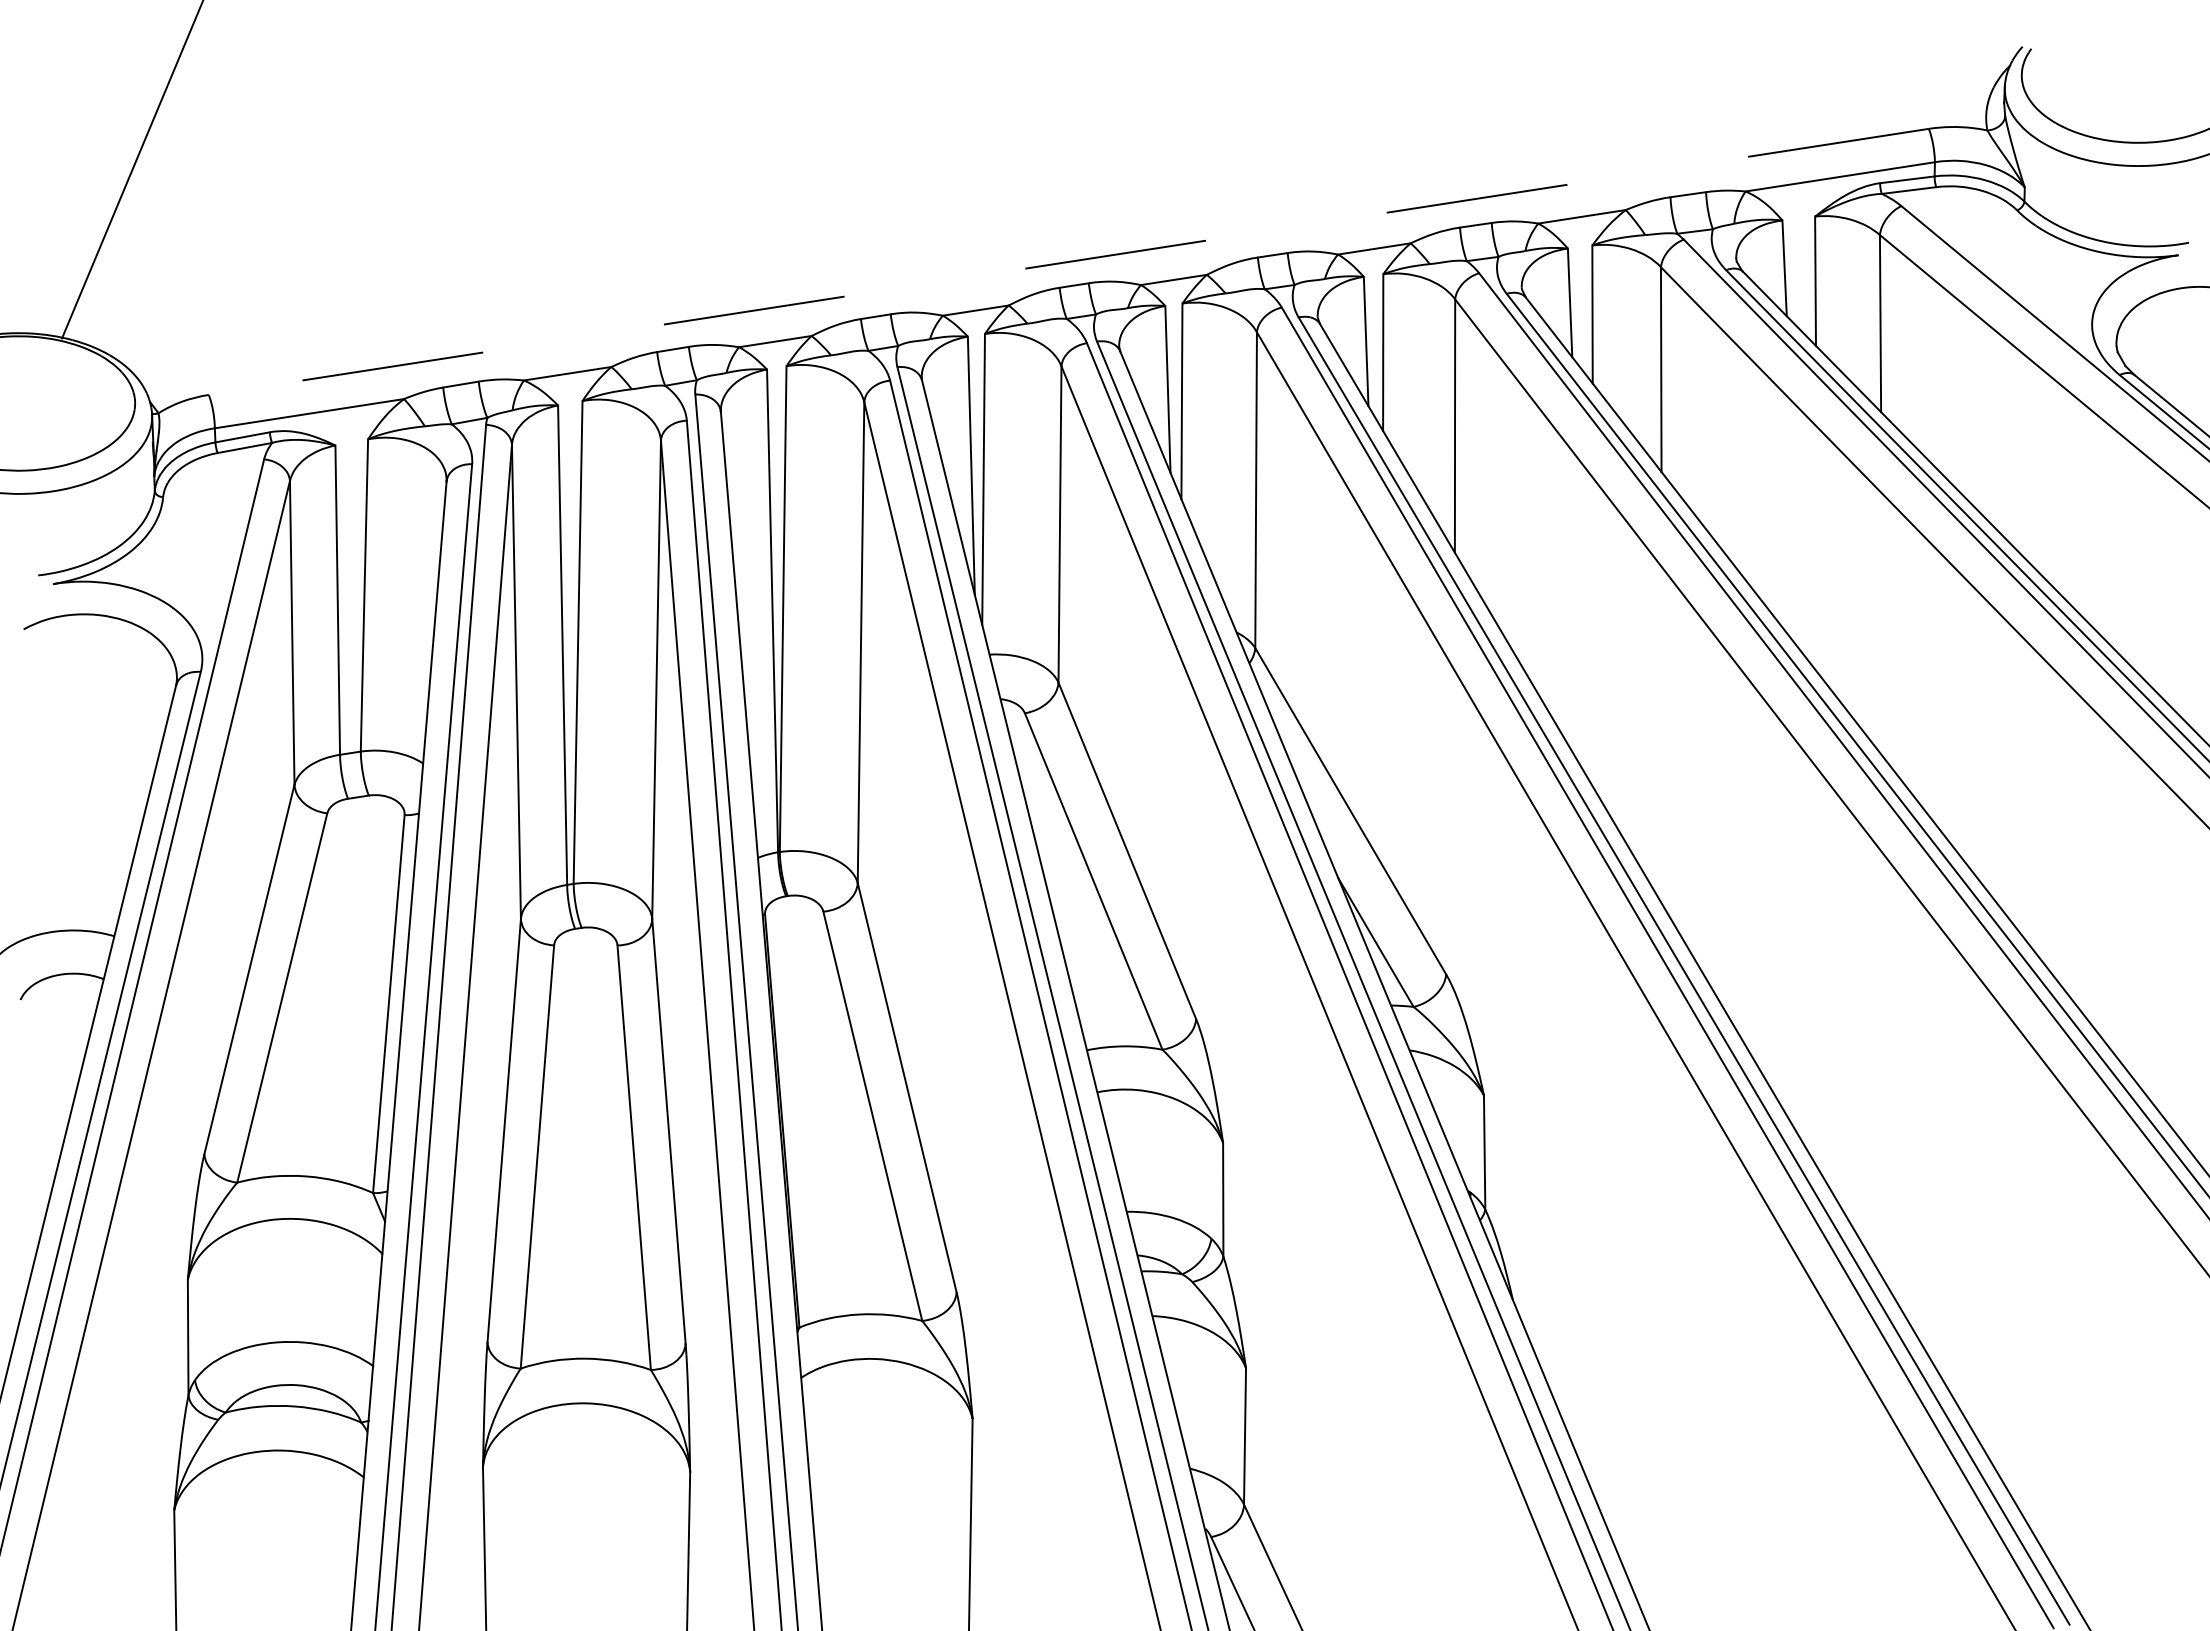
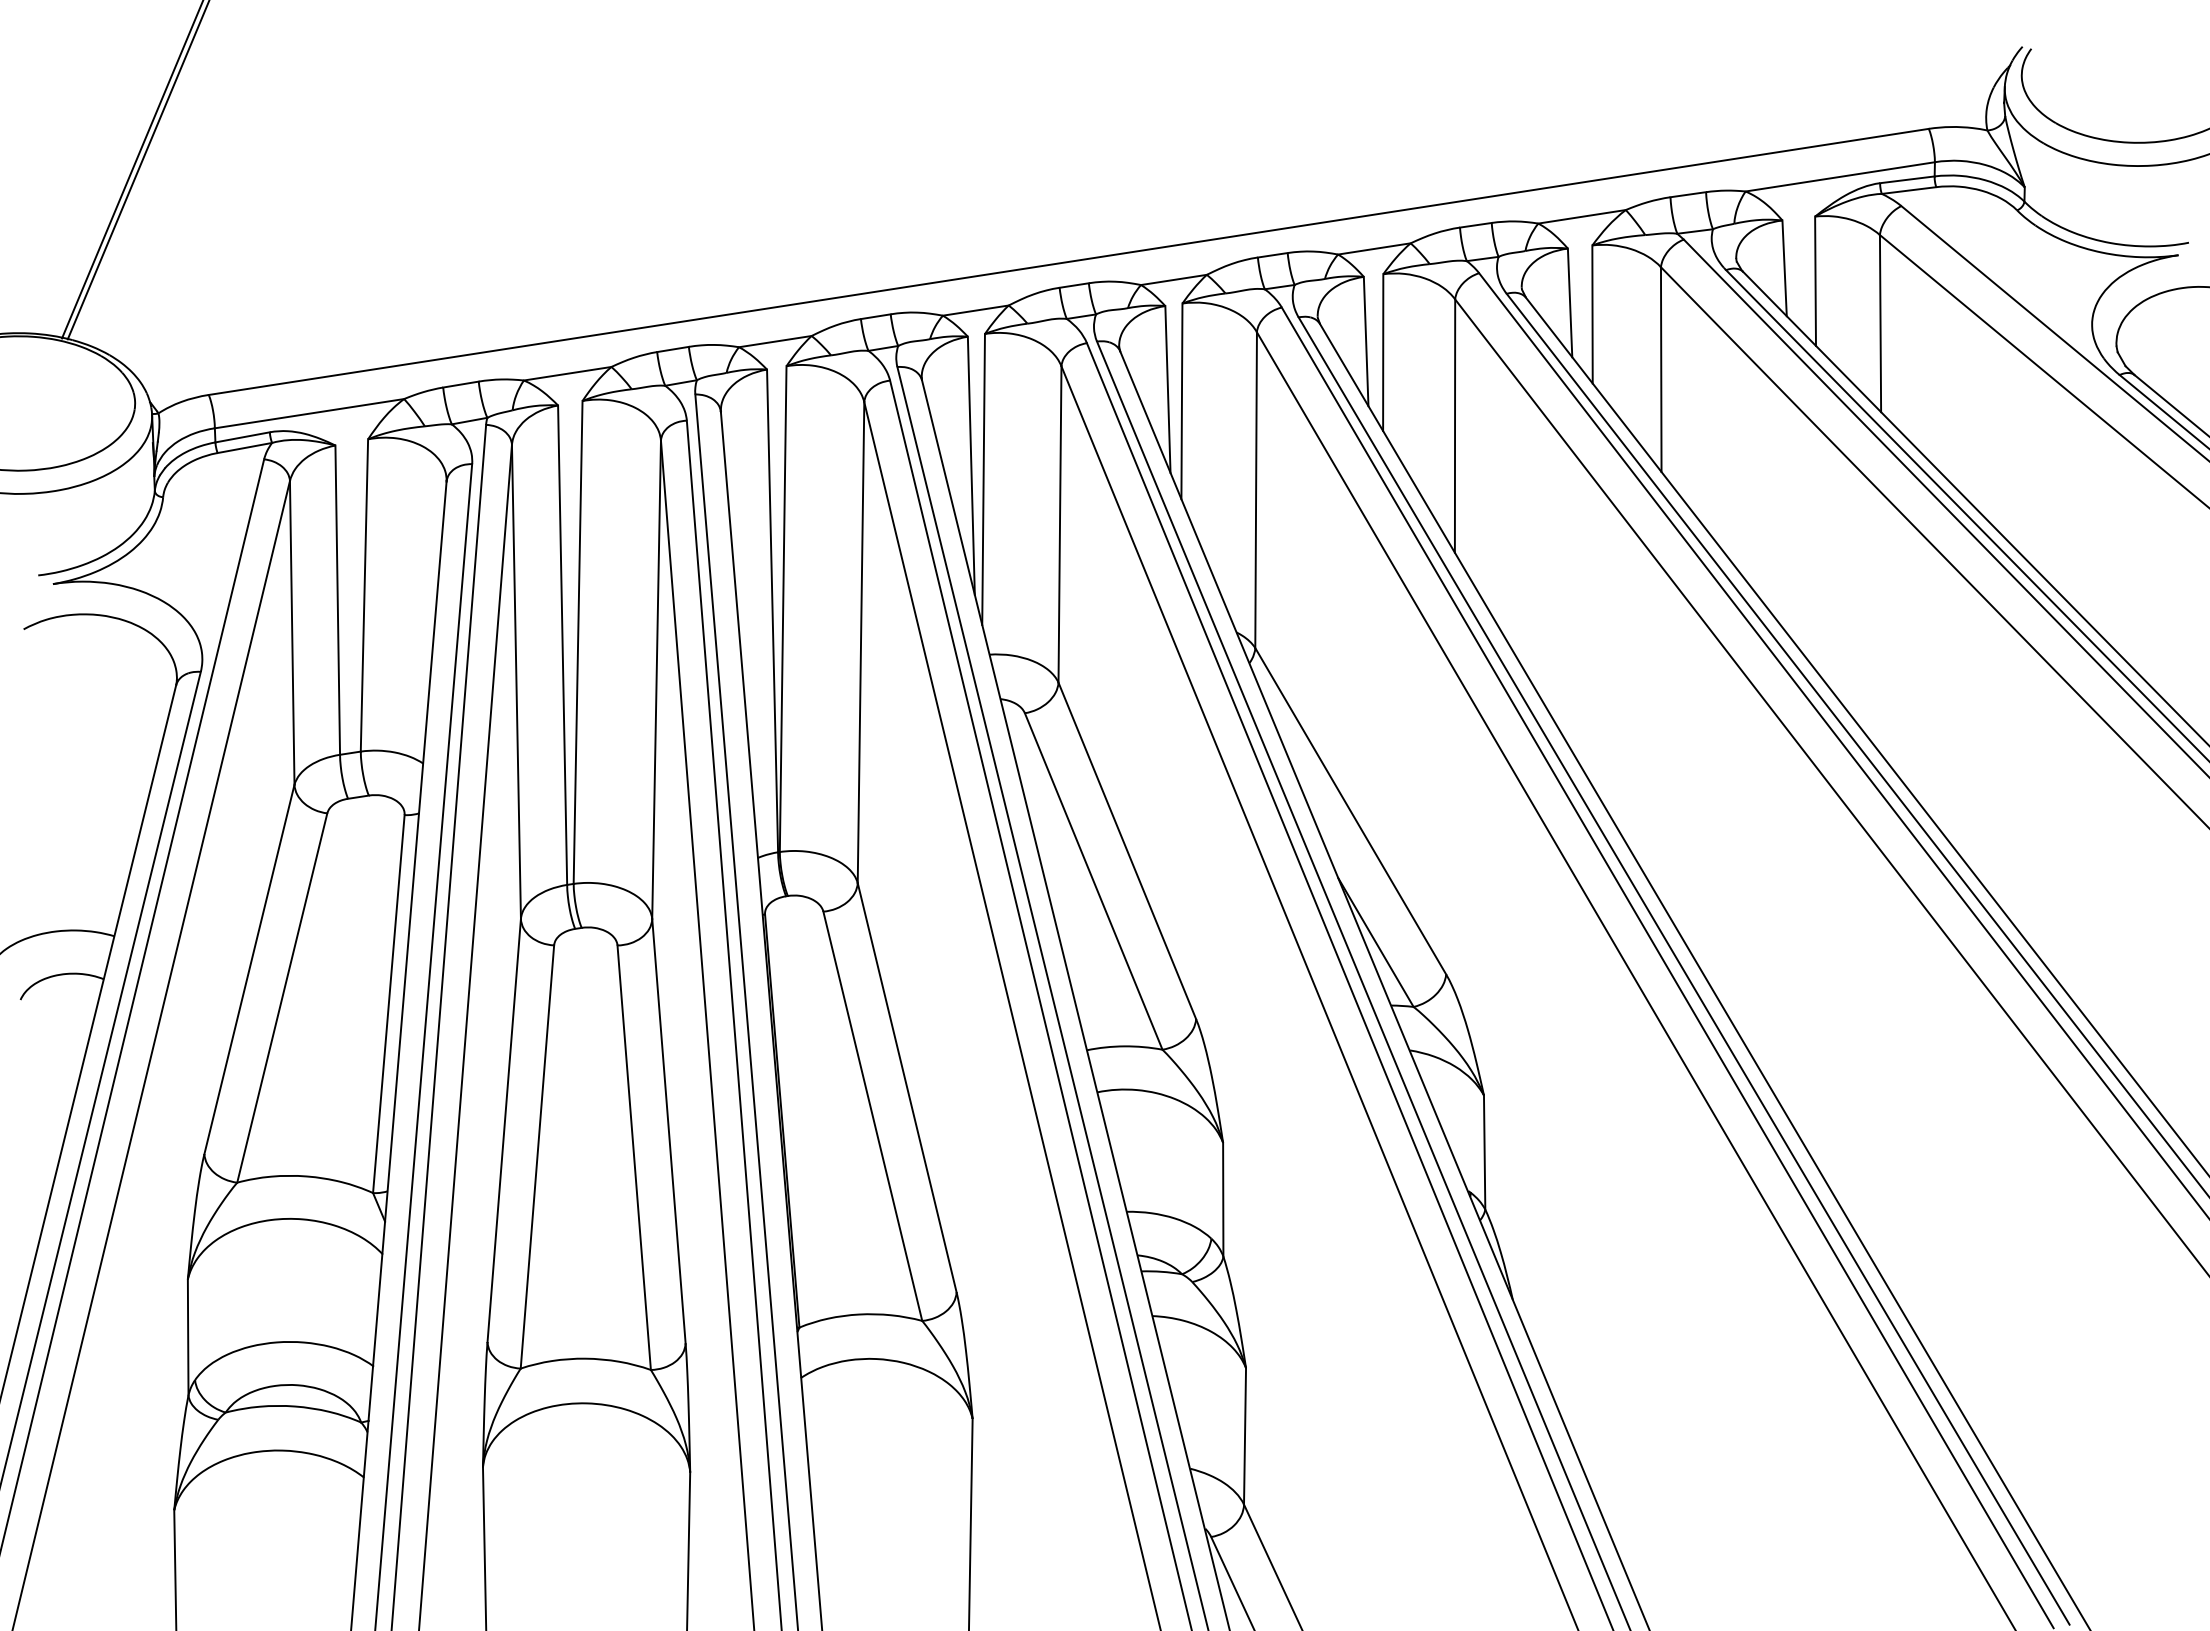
line: none -> present (137, 170)
line: dashed -> solid (1068, 262)
